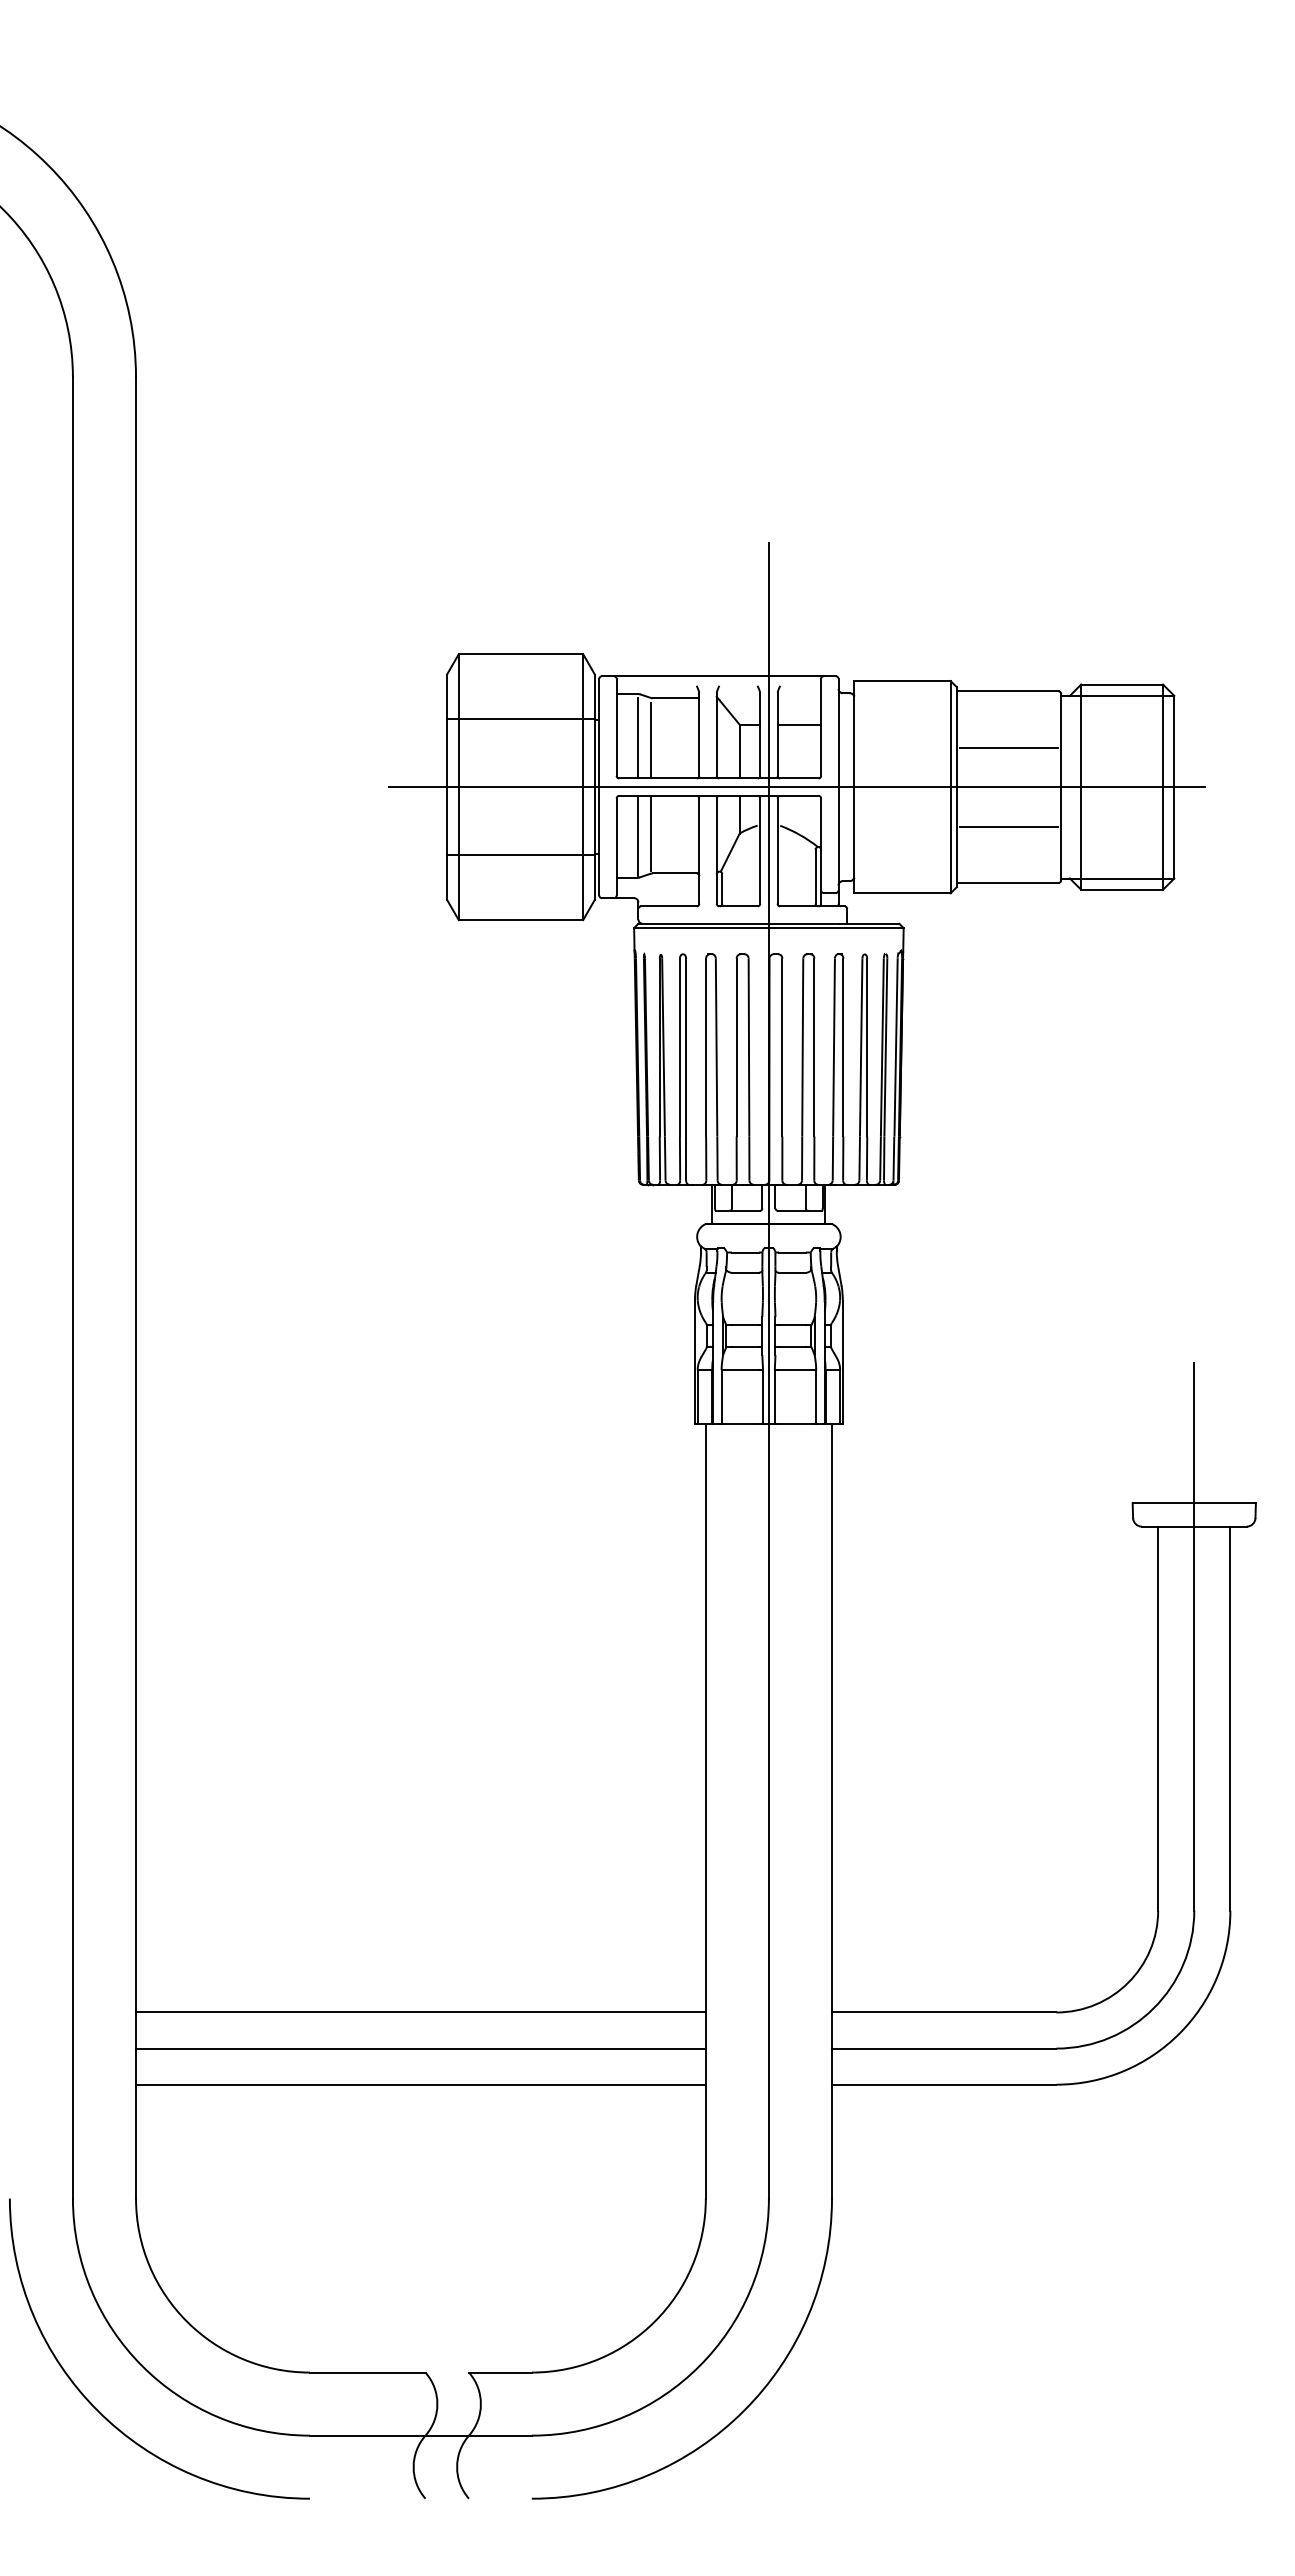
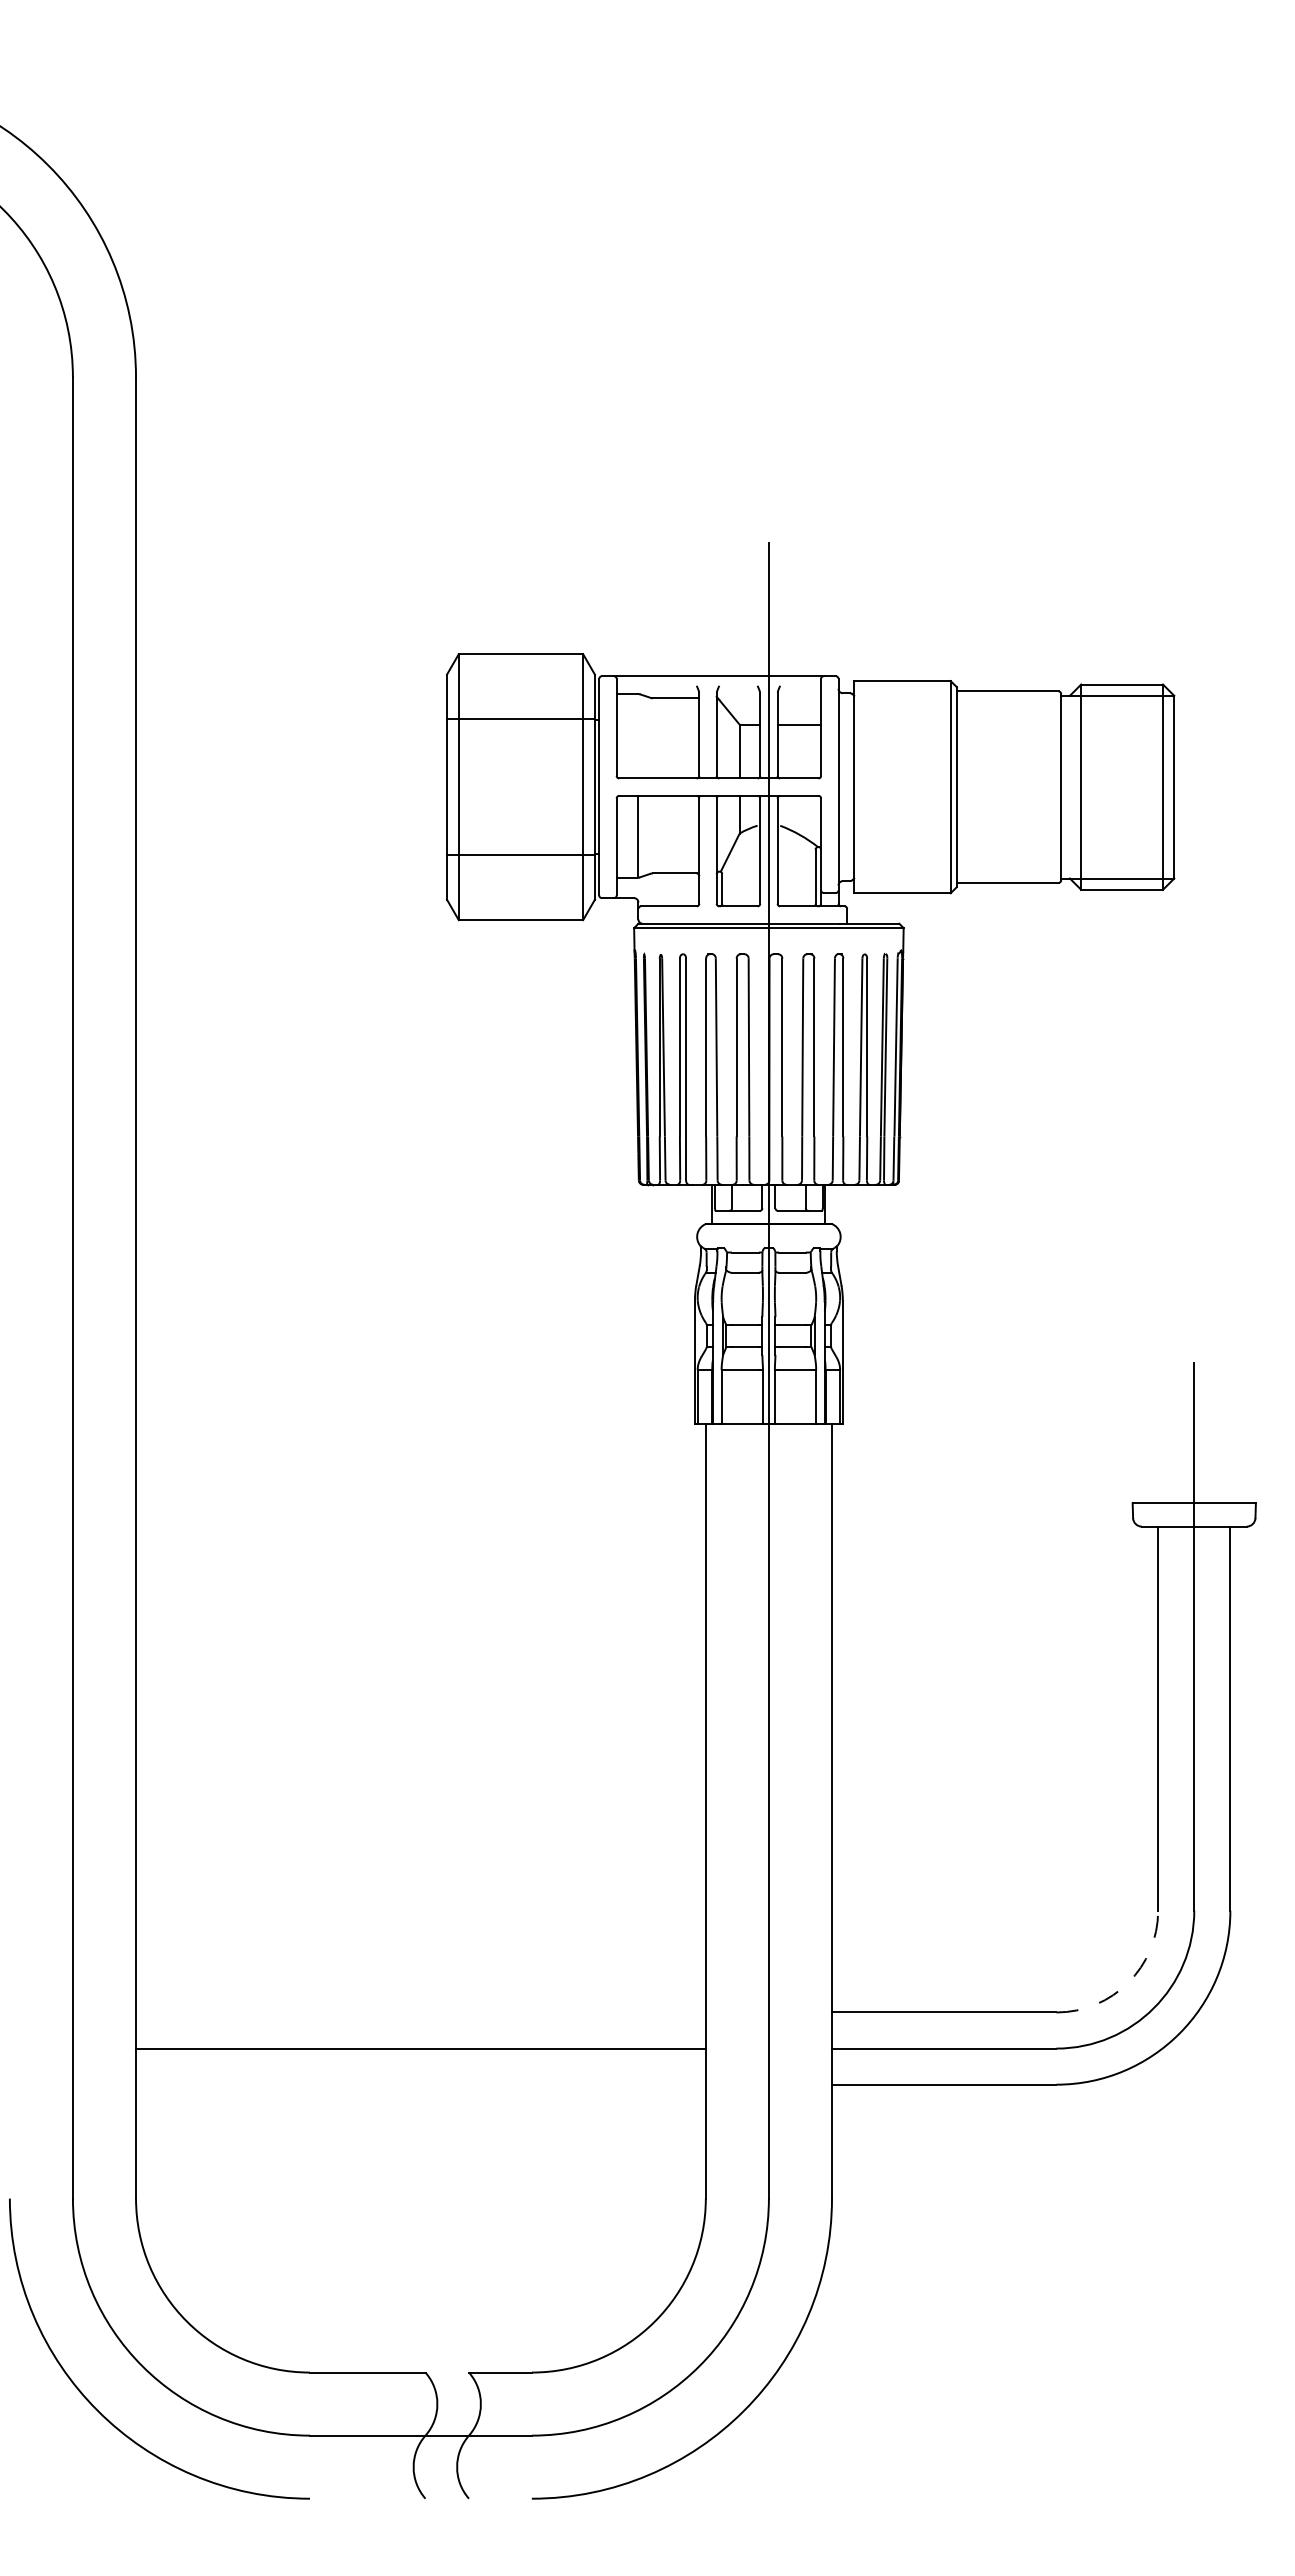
line: present -> none (638, 738)
line: present -> none (651, 740)
line: present -> none (1009, 747)
line: present -> none (796, 787)
line: present -> none (1009, 826)
line: present -> none (651, 833)
arc: solid -> dashed (1128, 1982)
line: present -> none (420, 2012)
line: present -> none (420, 2084)
